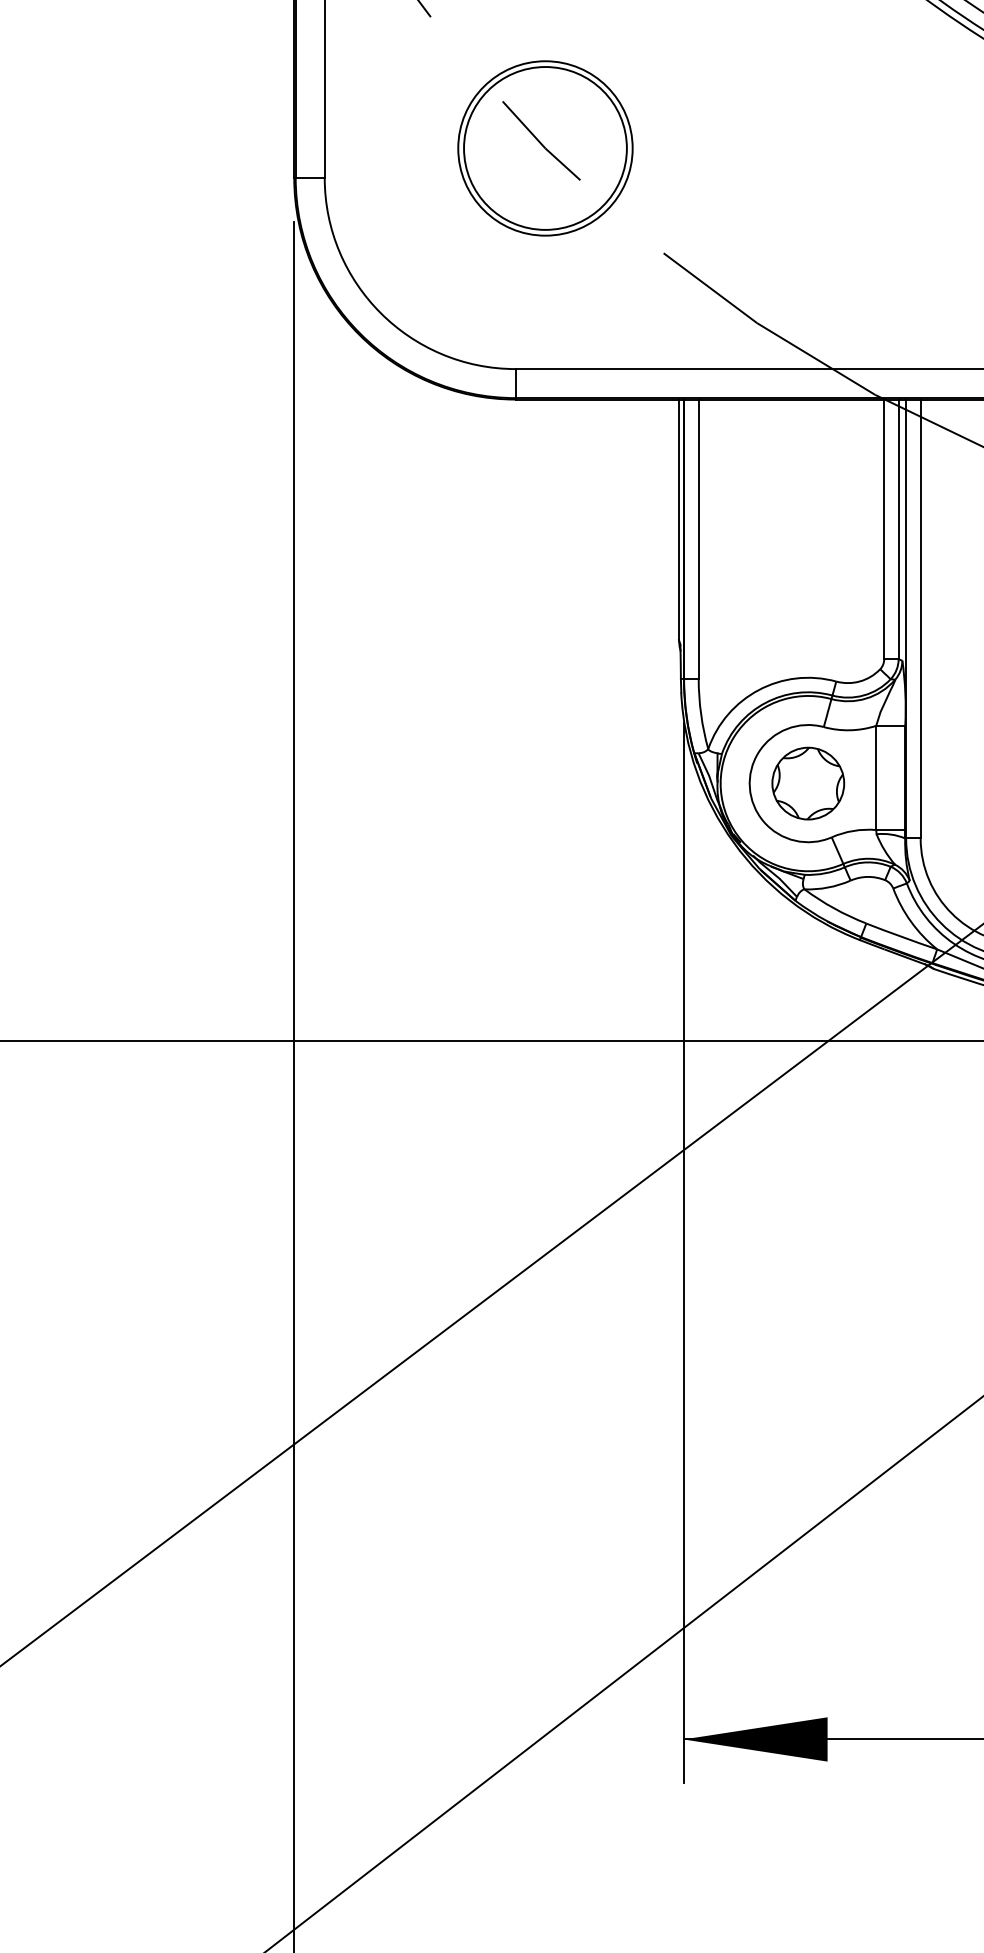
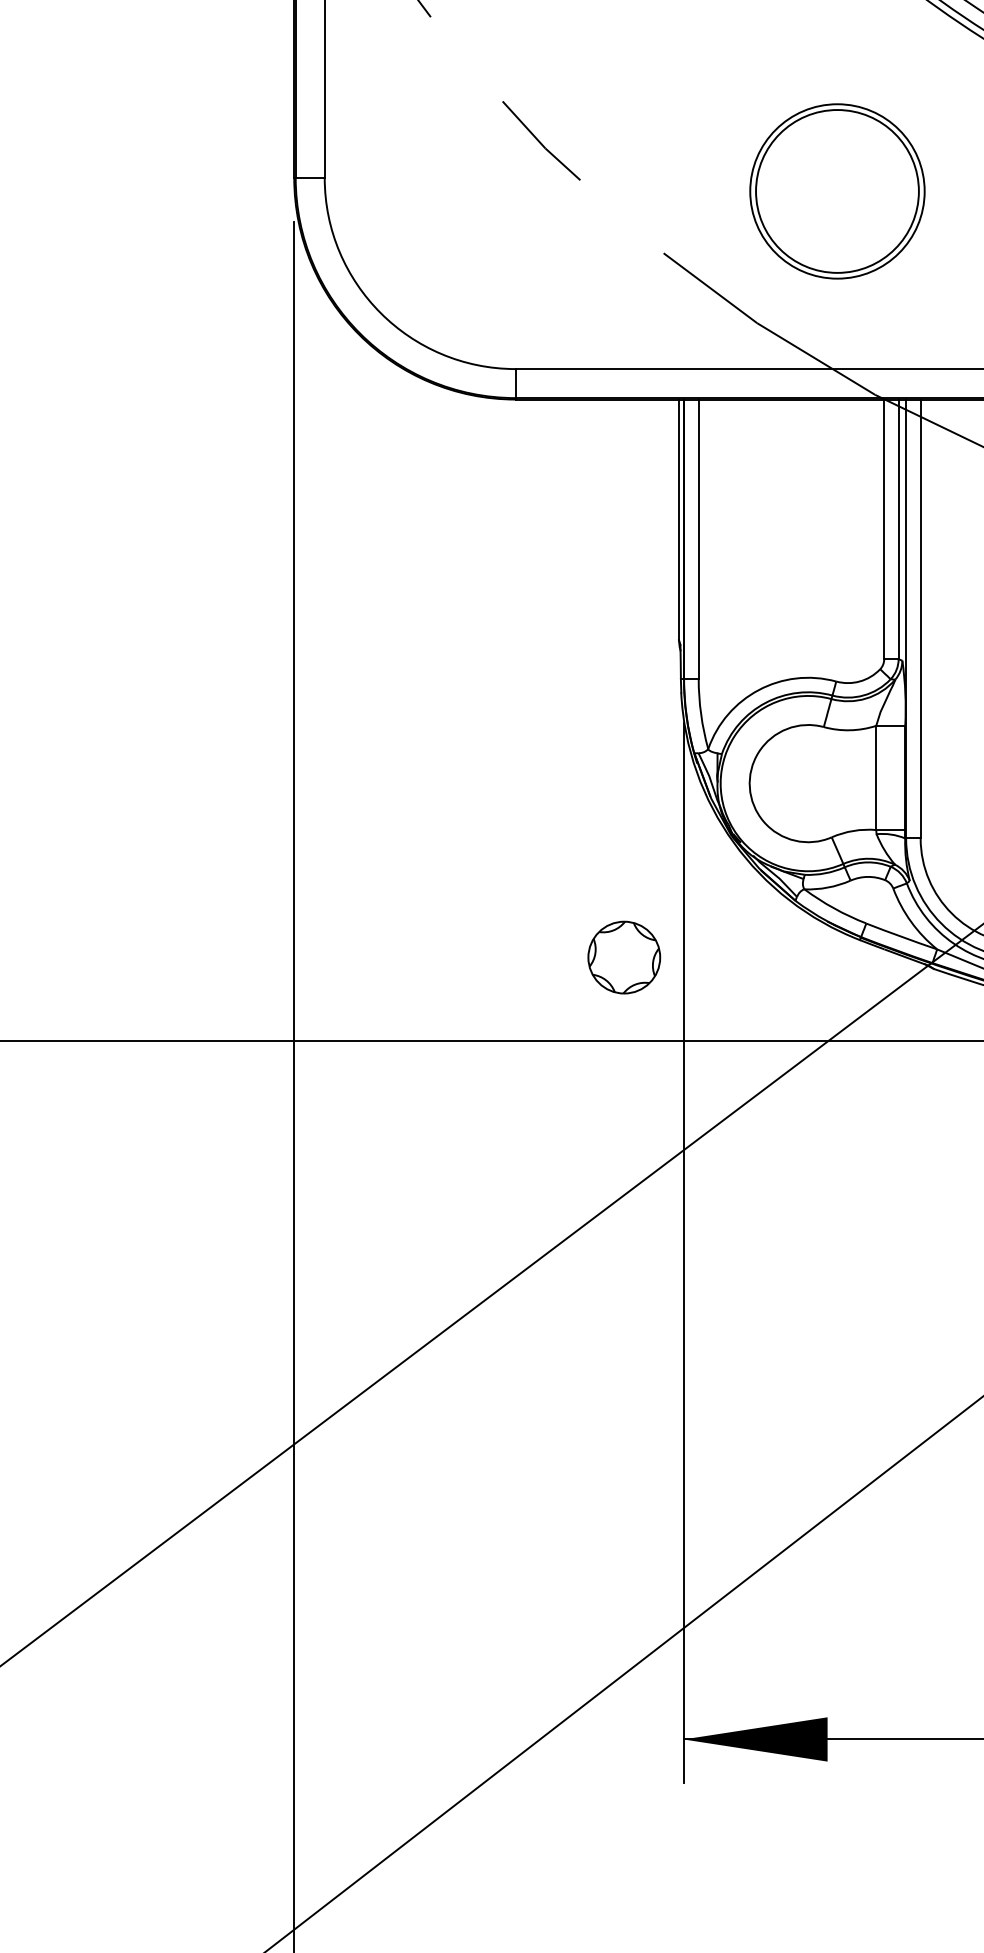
part position: (545, 148) -> (837, 191) (837, 191)
part position: (808, 783) -> (624, 957) (624, 957)
